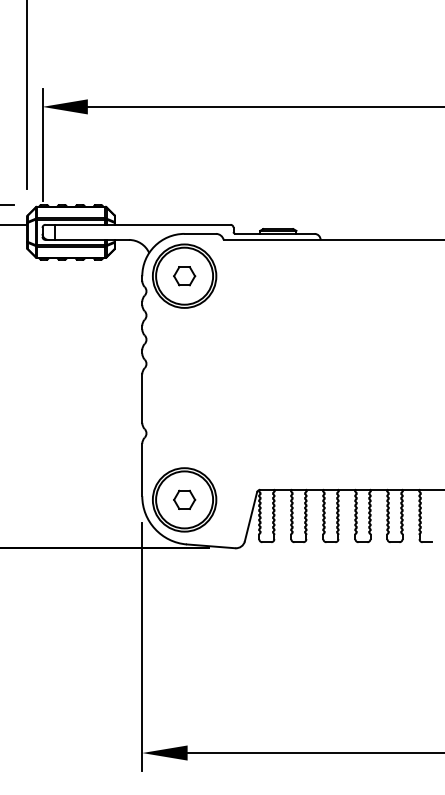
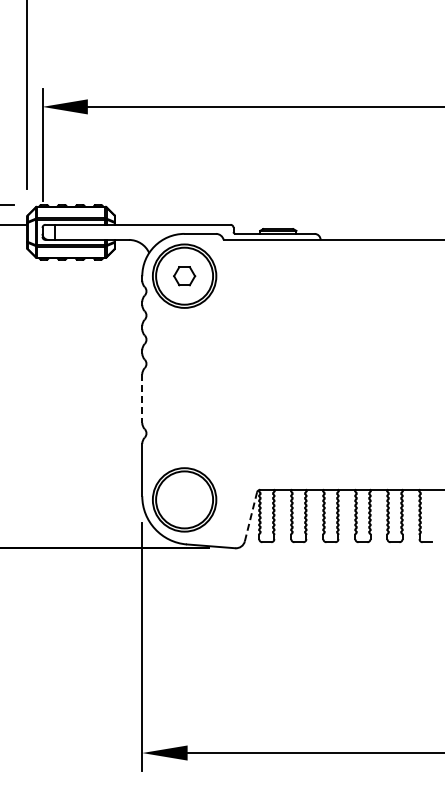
line: solid -> dashed (142, 399)
part: present -> none (184, 499)
line: solid -> dashed (251, 516)
